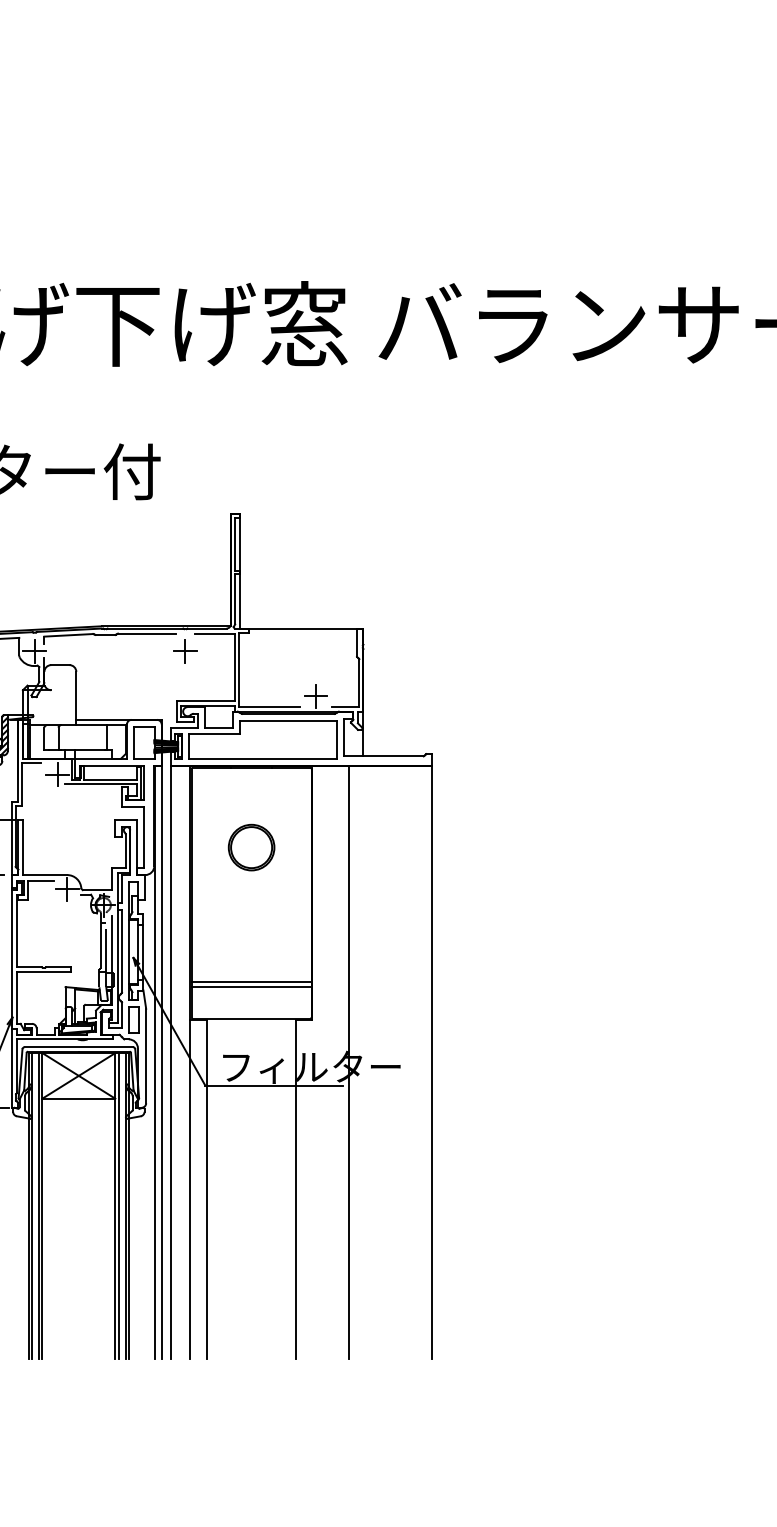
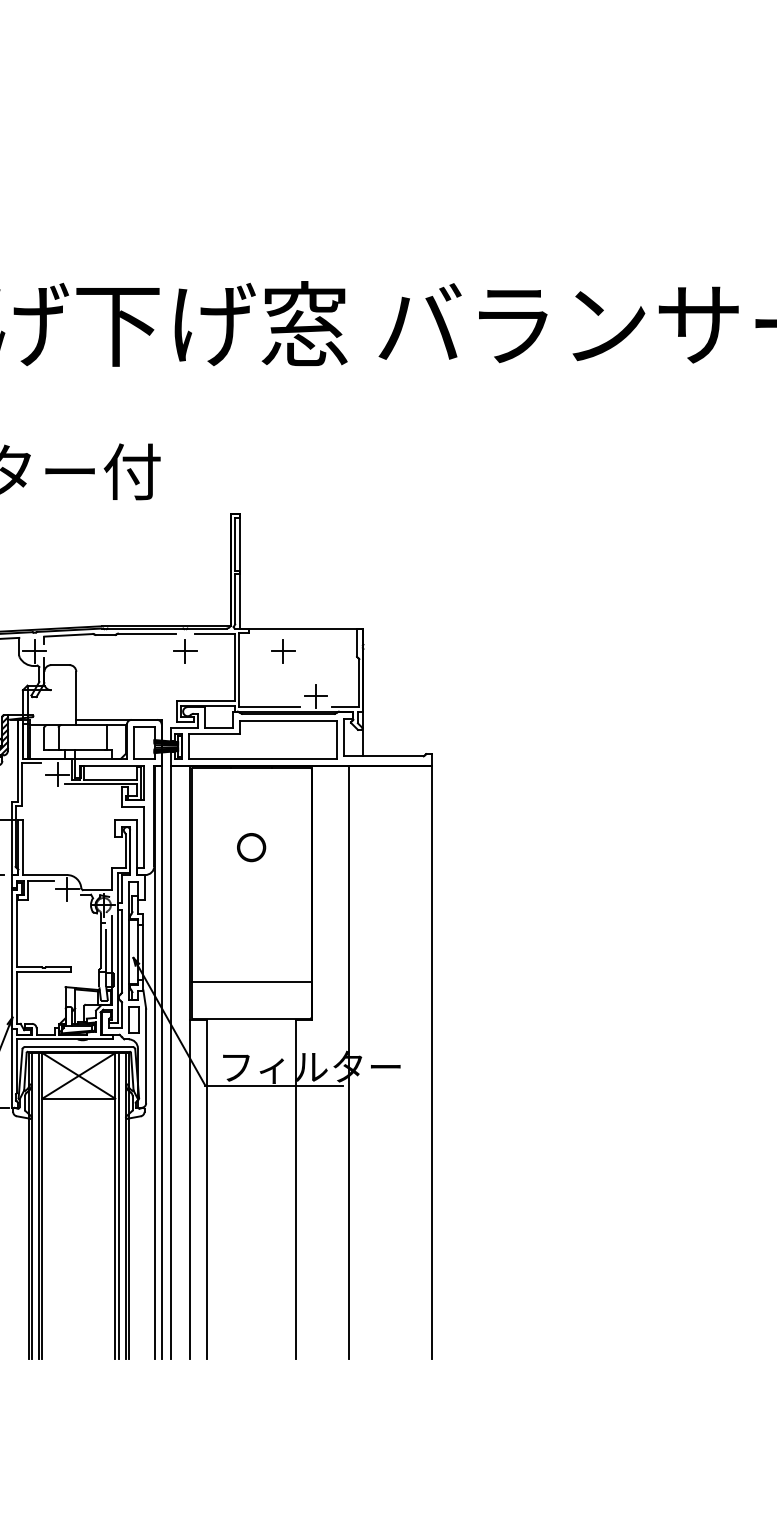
part: none -> present (283, 651)
part size: 49x49 px -> 30x30 px (251, 847)
line: present -> none (251, 986)
